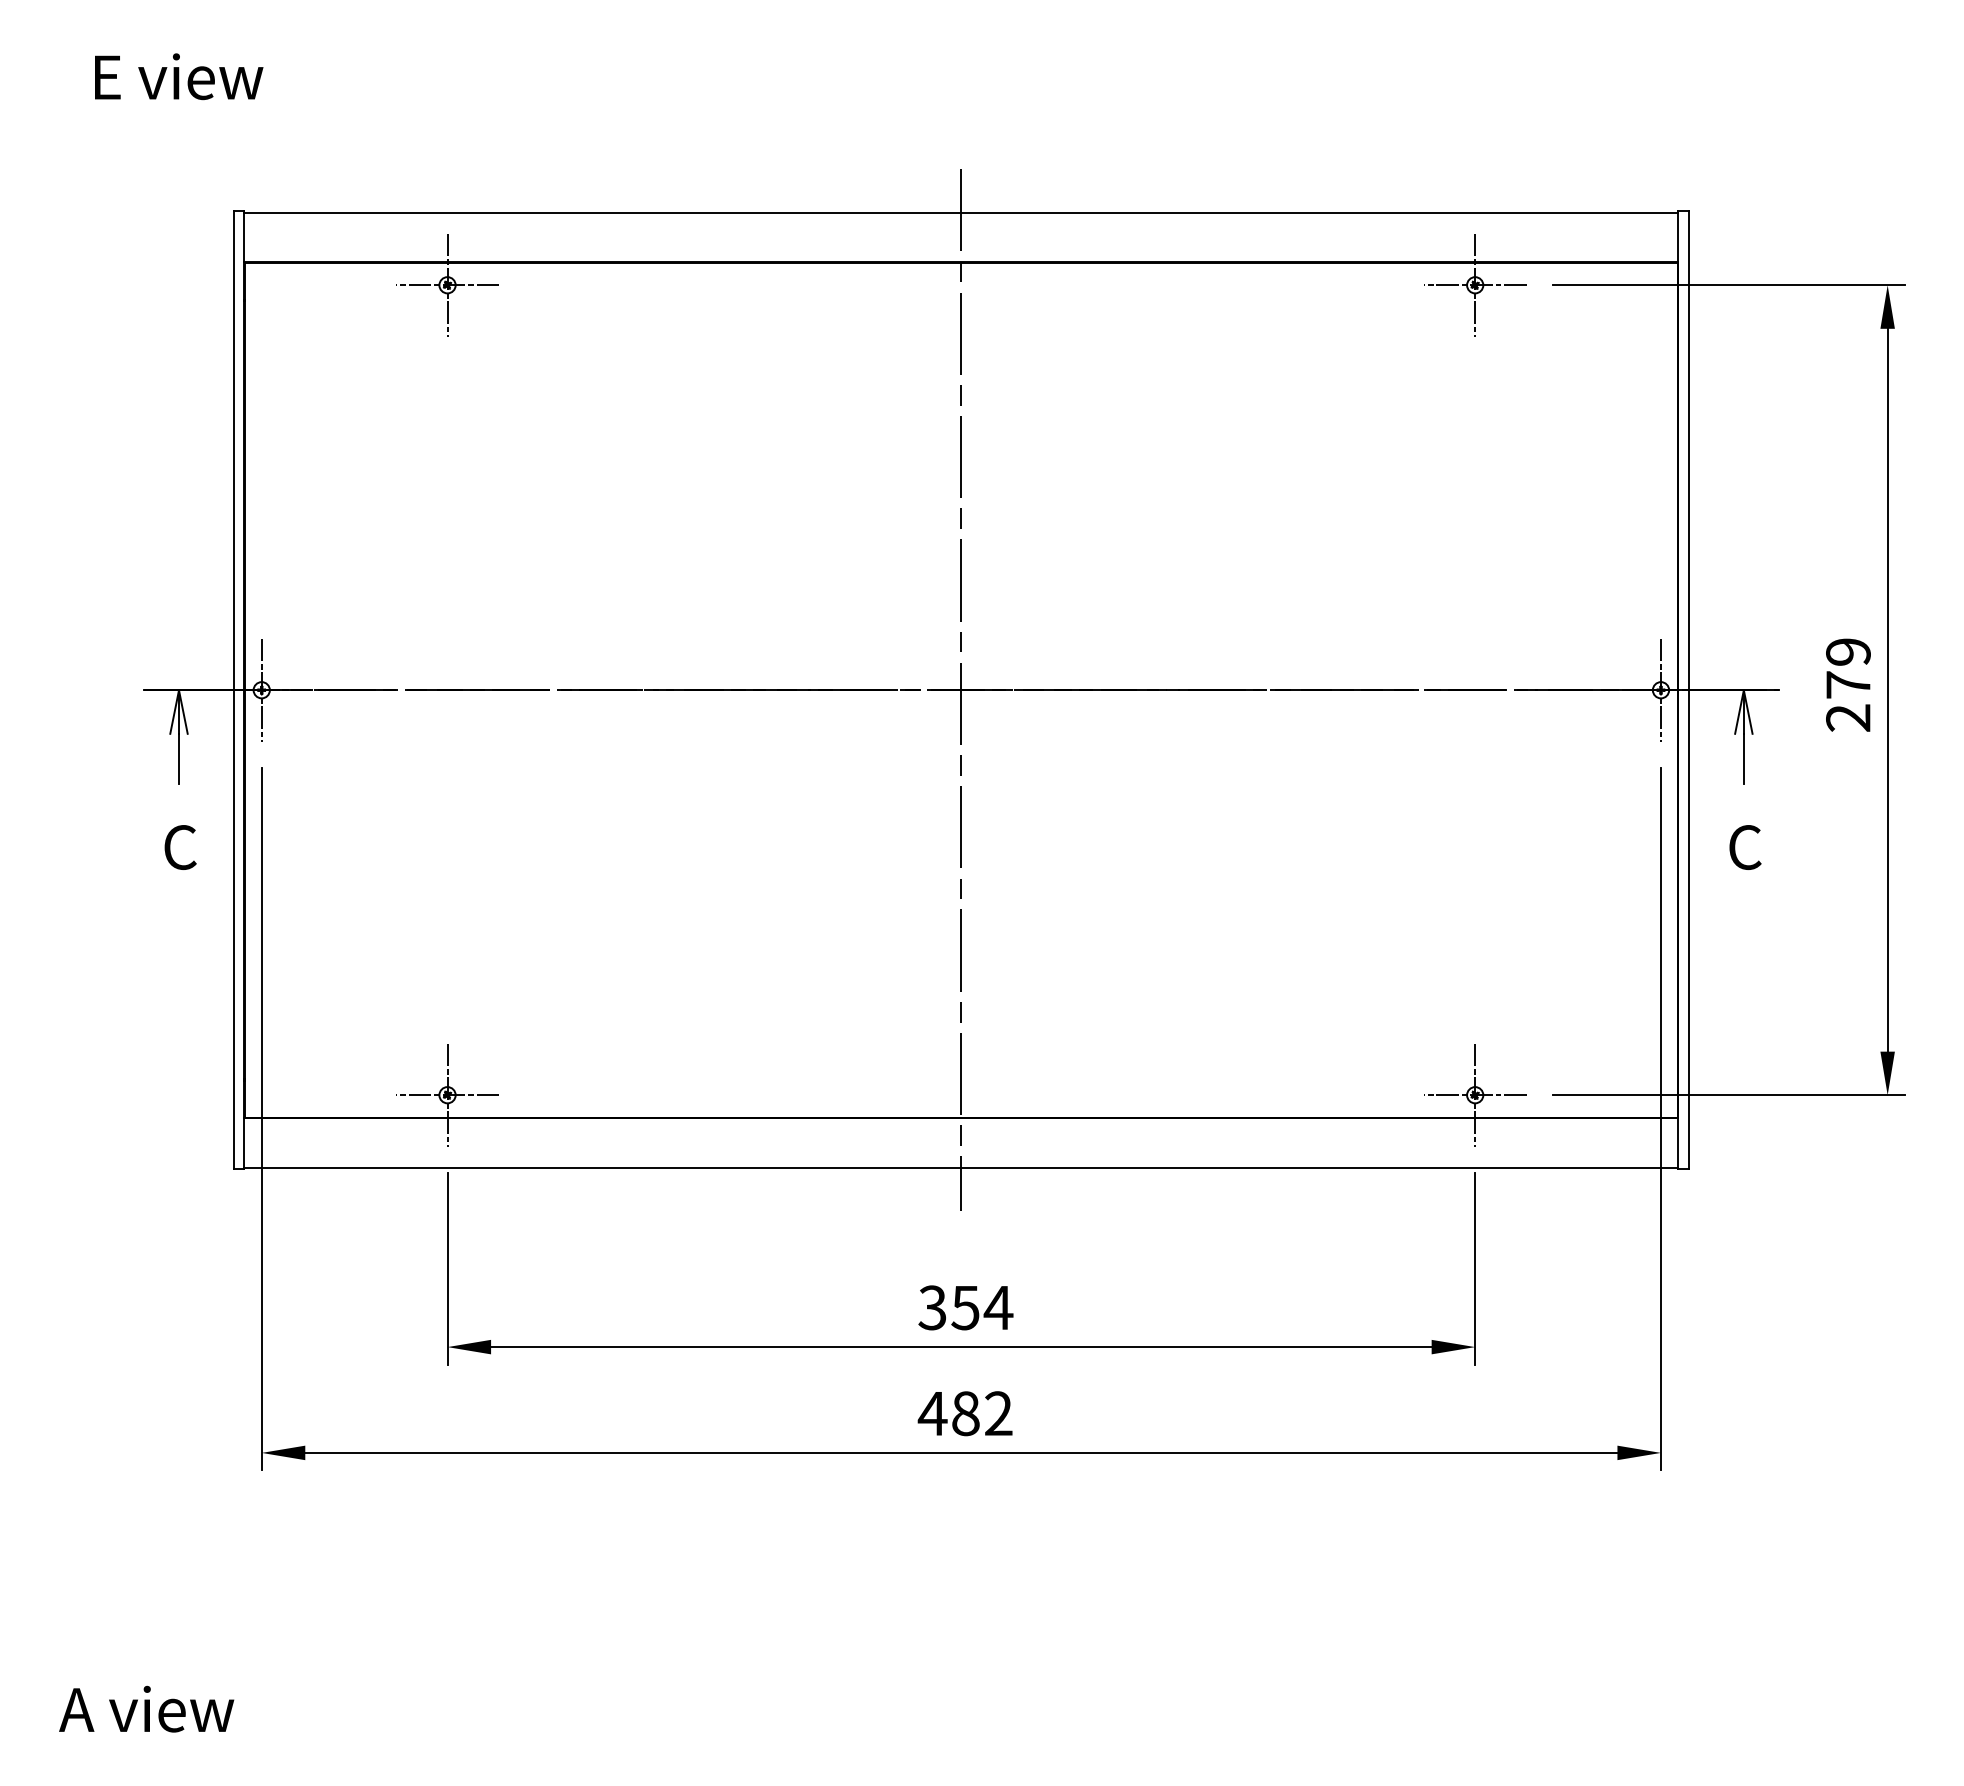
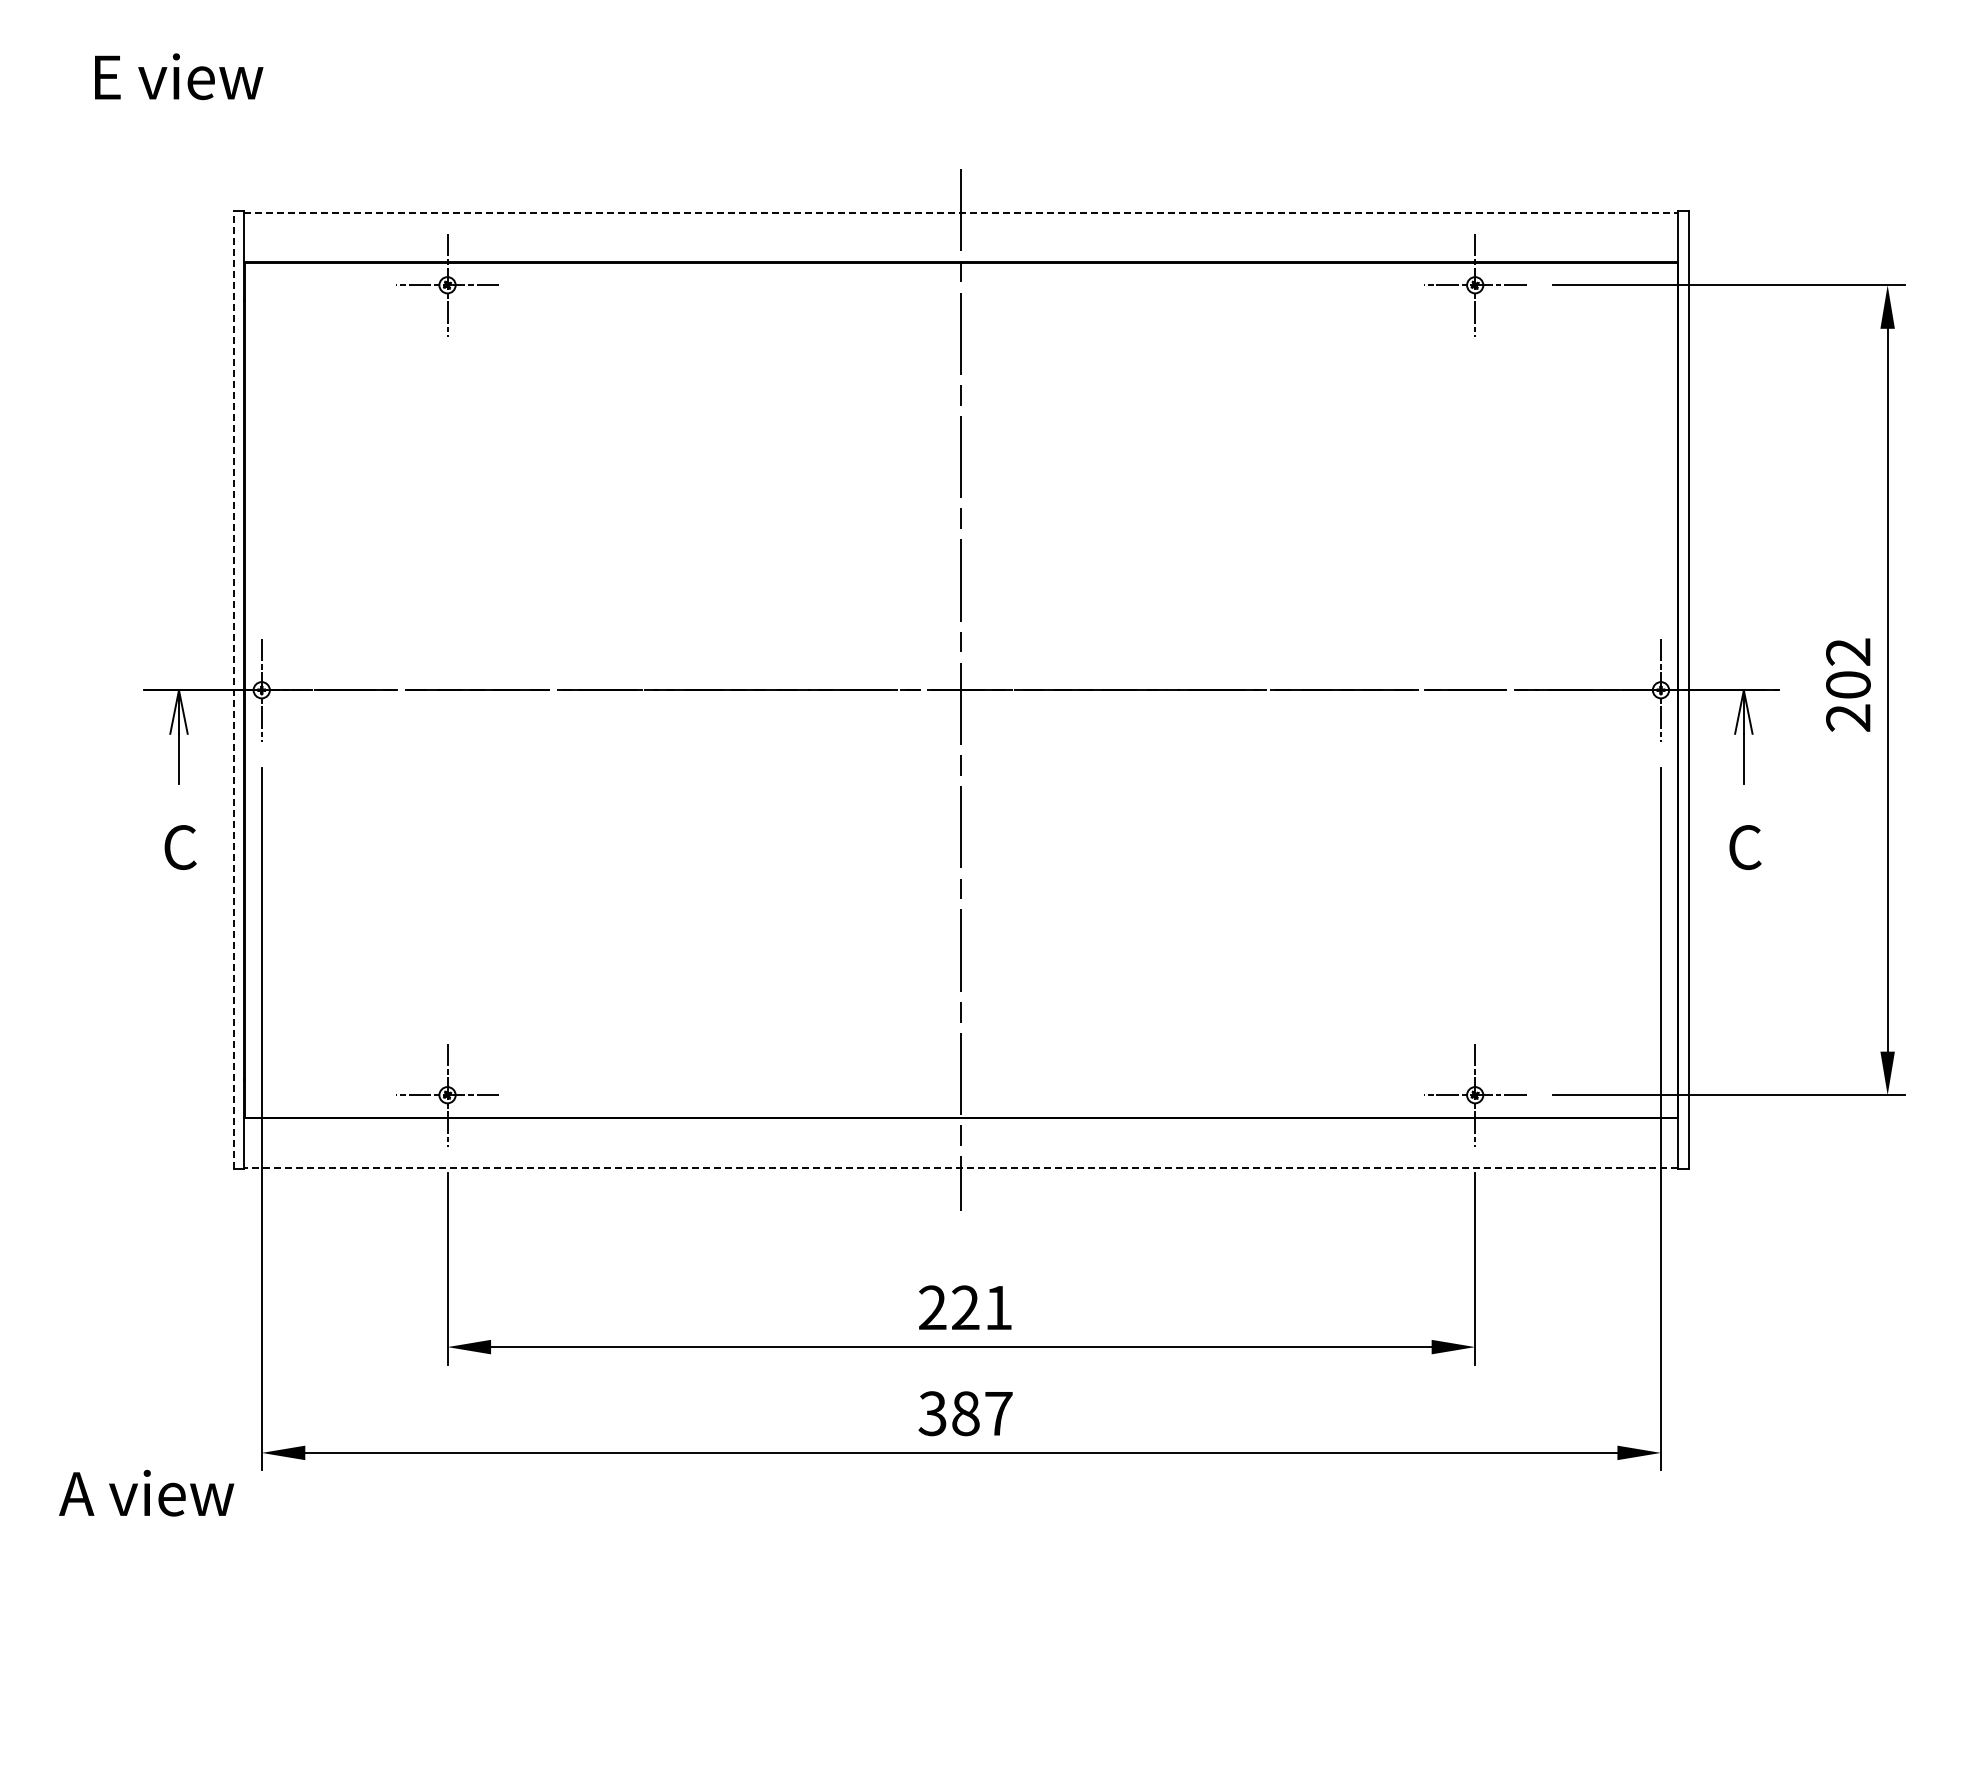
line: solid -> dashed (961, 212)
text: 279 -> 202 (1848, 668)
line: solid -> dashed (234, 690)
line: solid -> dashed (960, 1167)
text: 354 -> 221 (965, 1307)
text: 482 -> 387 (964, 1413)
text position: (146, 1708) -> (146, 1492) (146, 1492)
